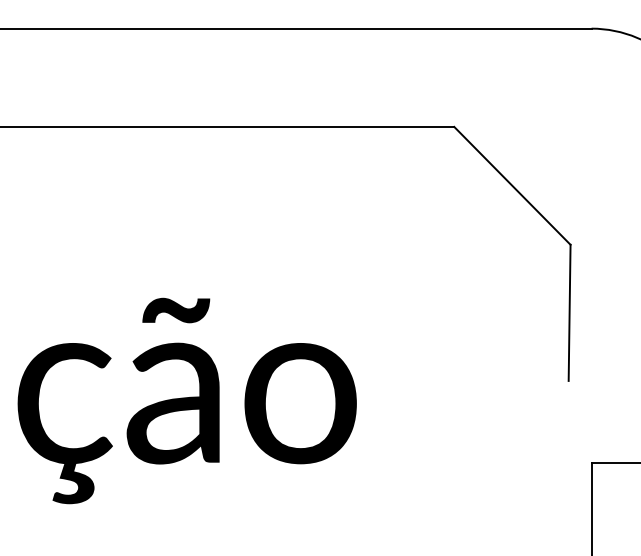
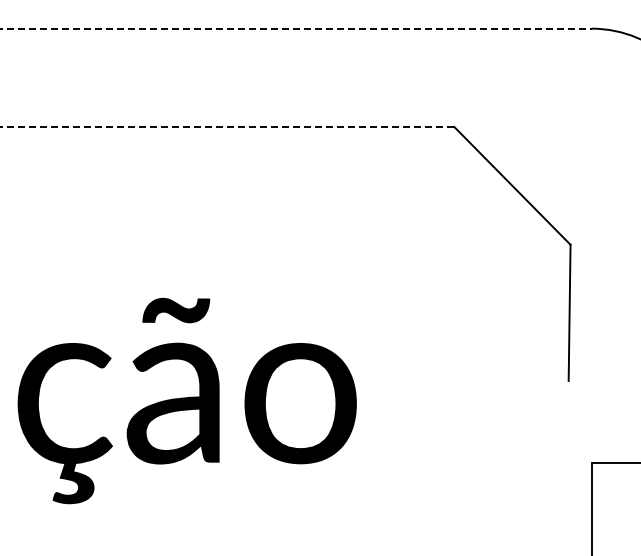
line: solid -> dashed (296, 28)
line: solid -> dashed (227, 126)
